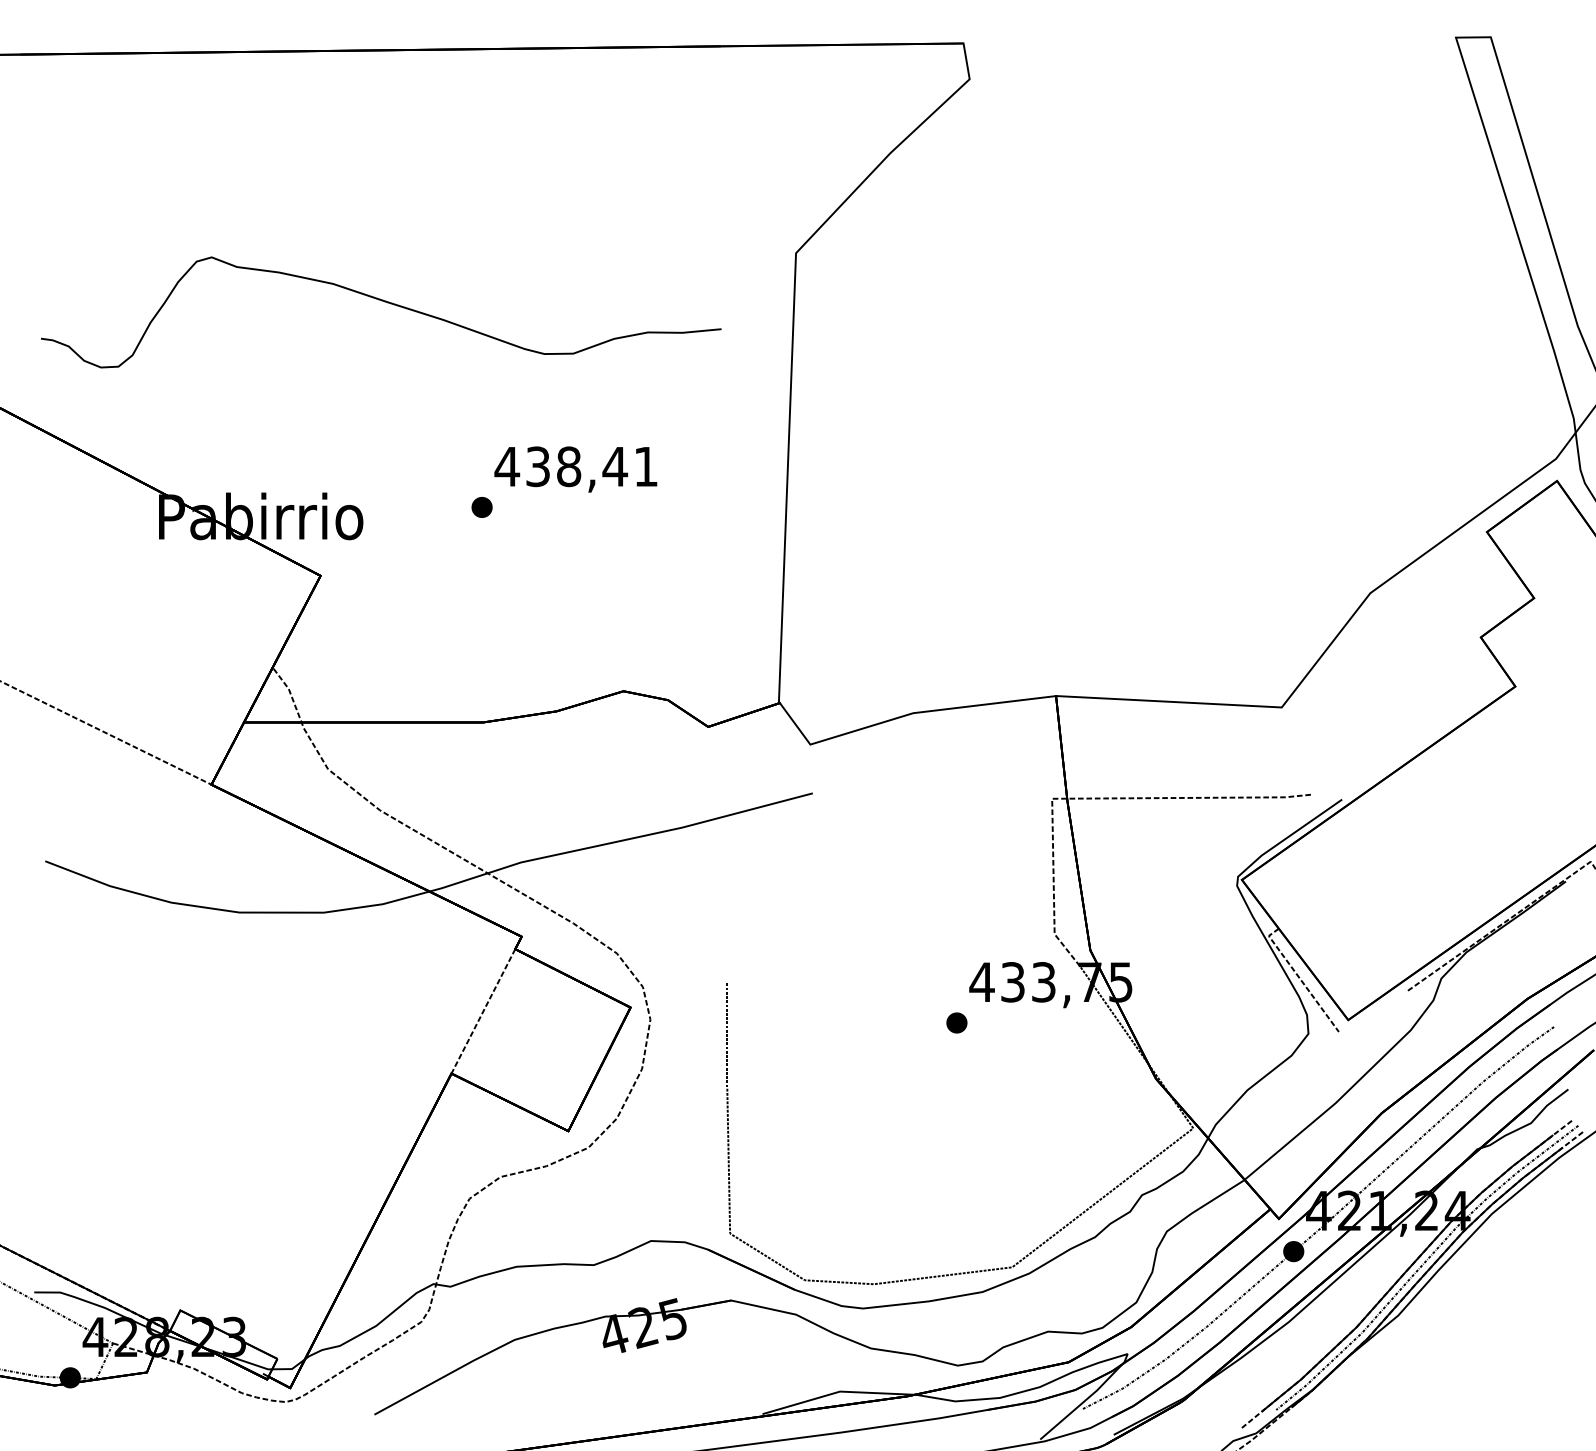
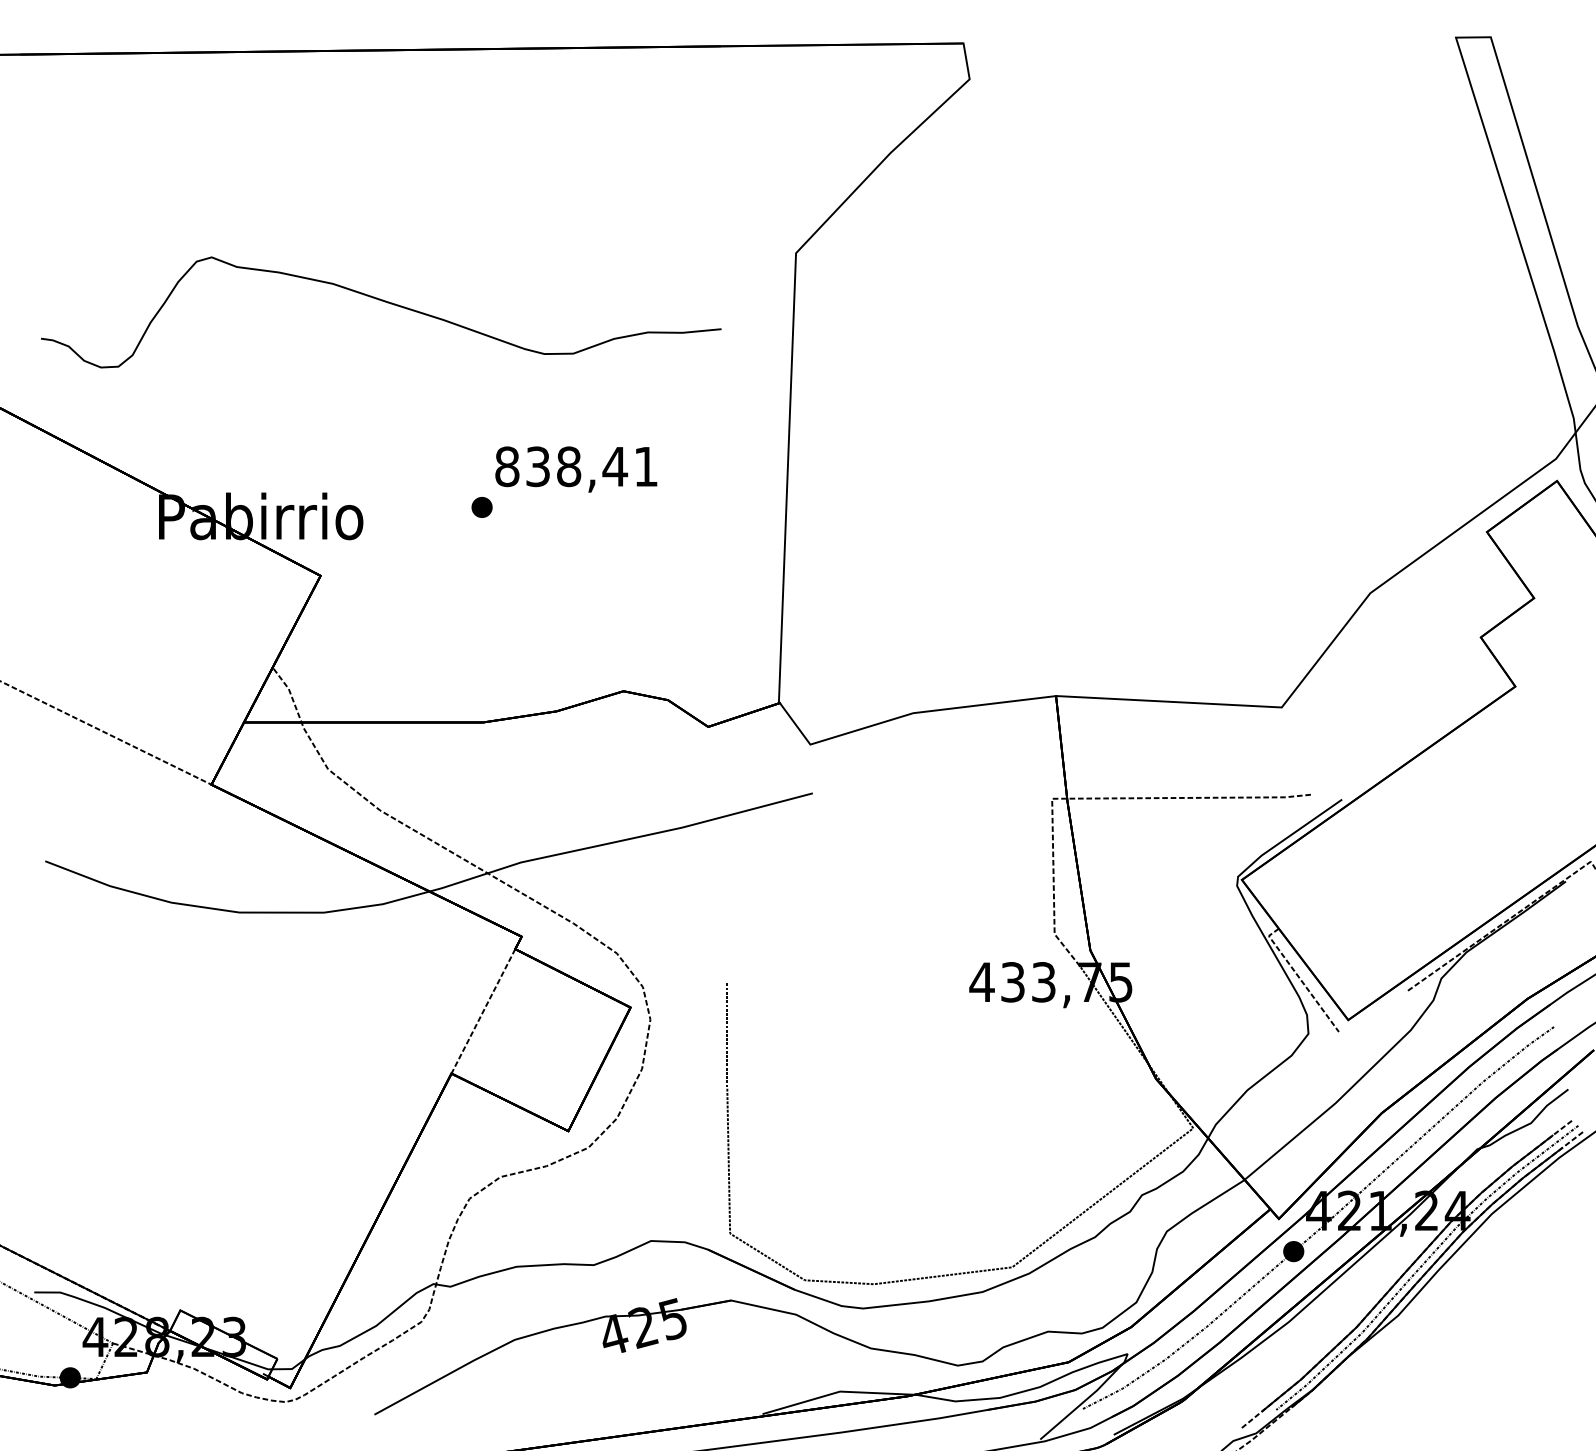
text: 438,41 -> 838,41 (507, 466)
part: present -> none (956, 1022)
